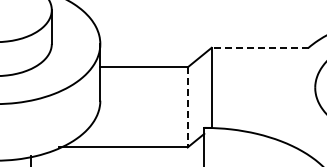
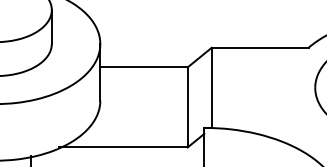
line: dashed -> solid (259, 47)
line: dashed -> solid (187, 107)
